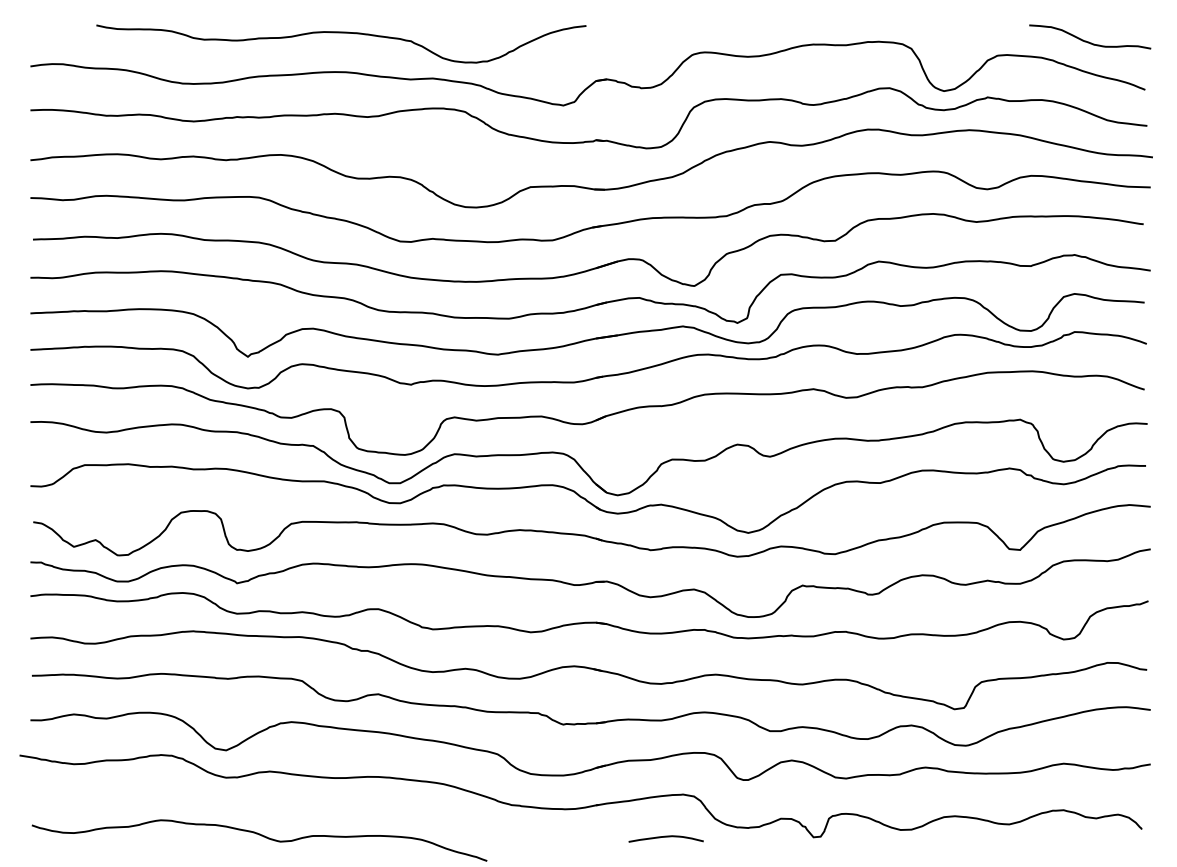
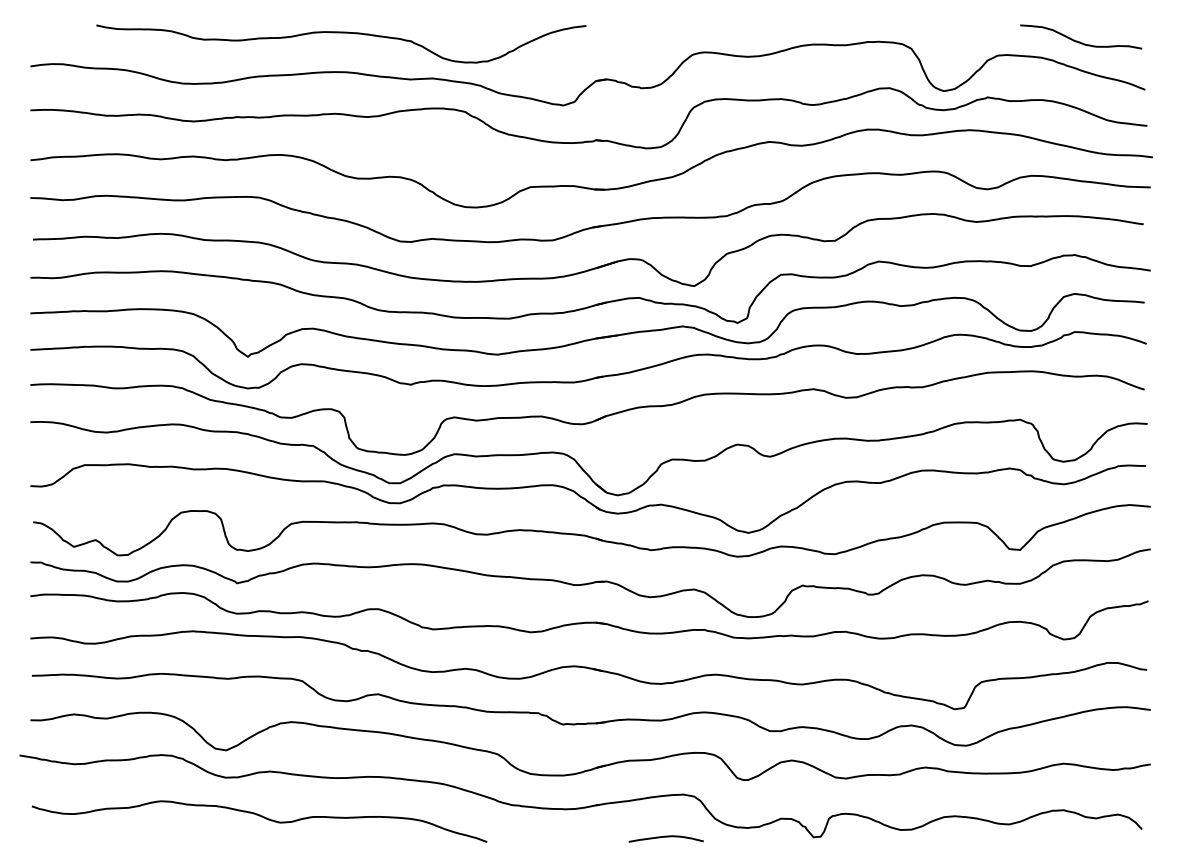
curve position: (1089, 41) -> (1080, 41) (1080, 41)
curve position: (261, 836) -> (261, 817) (261, 817)
